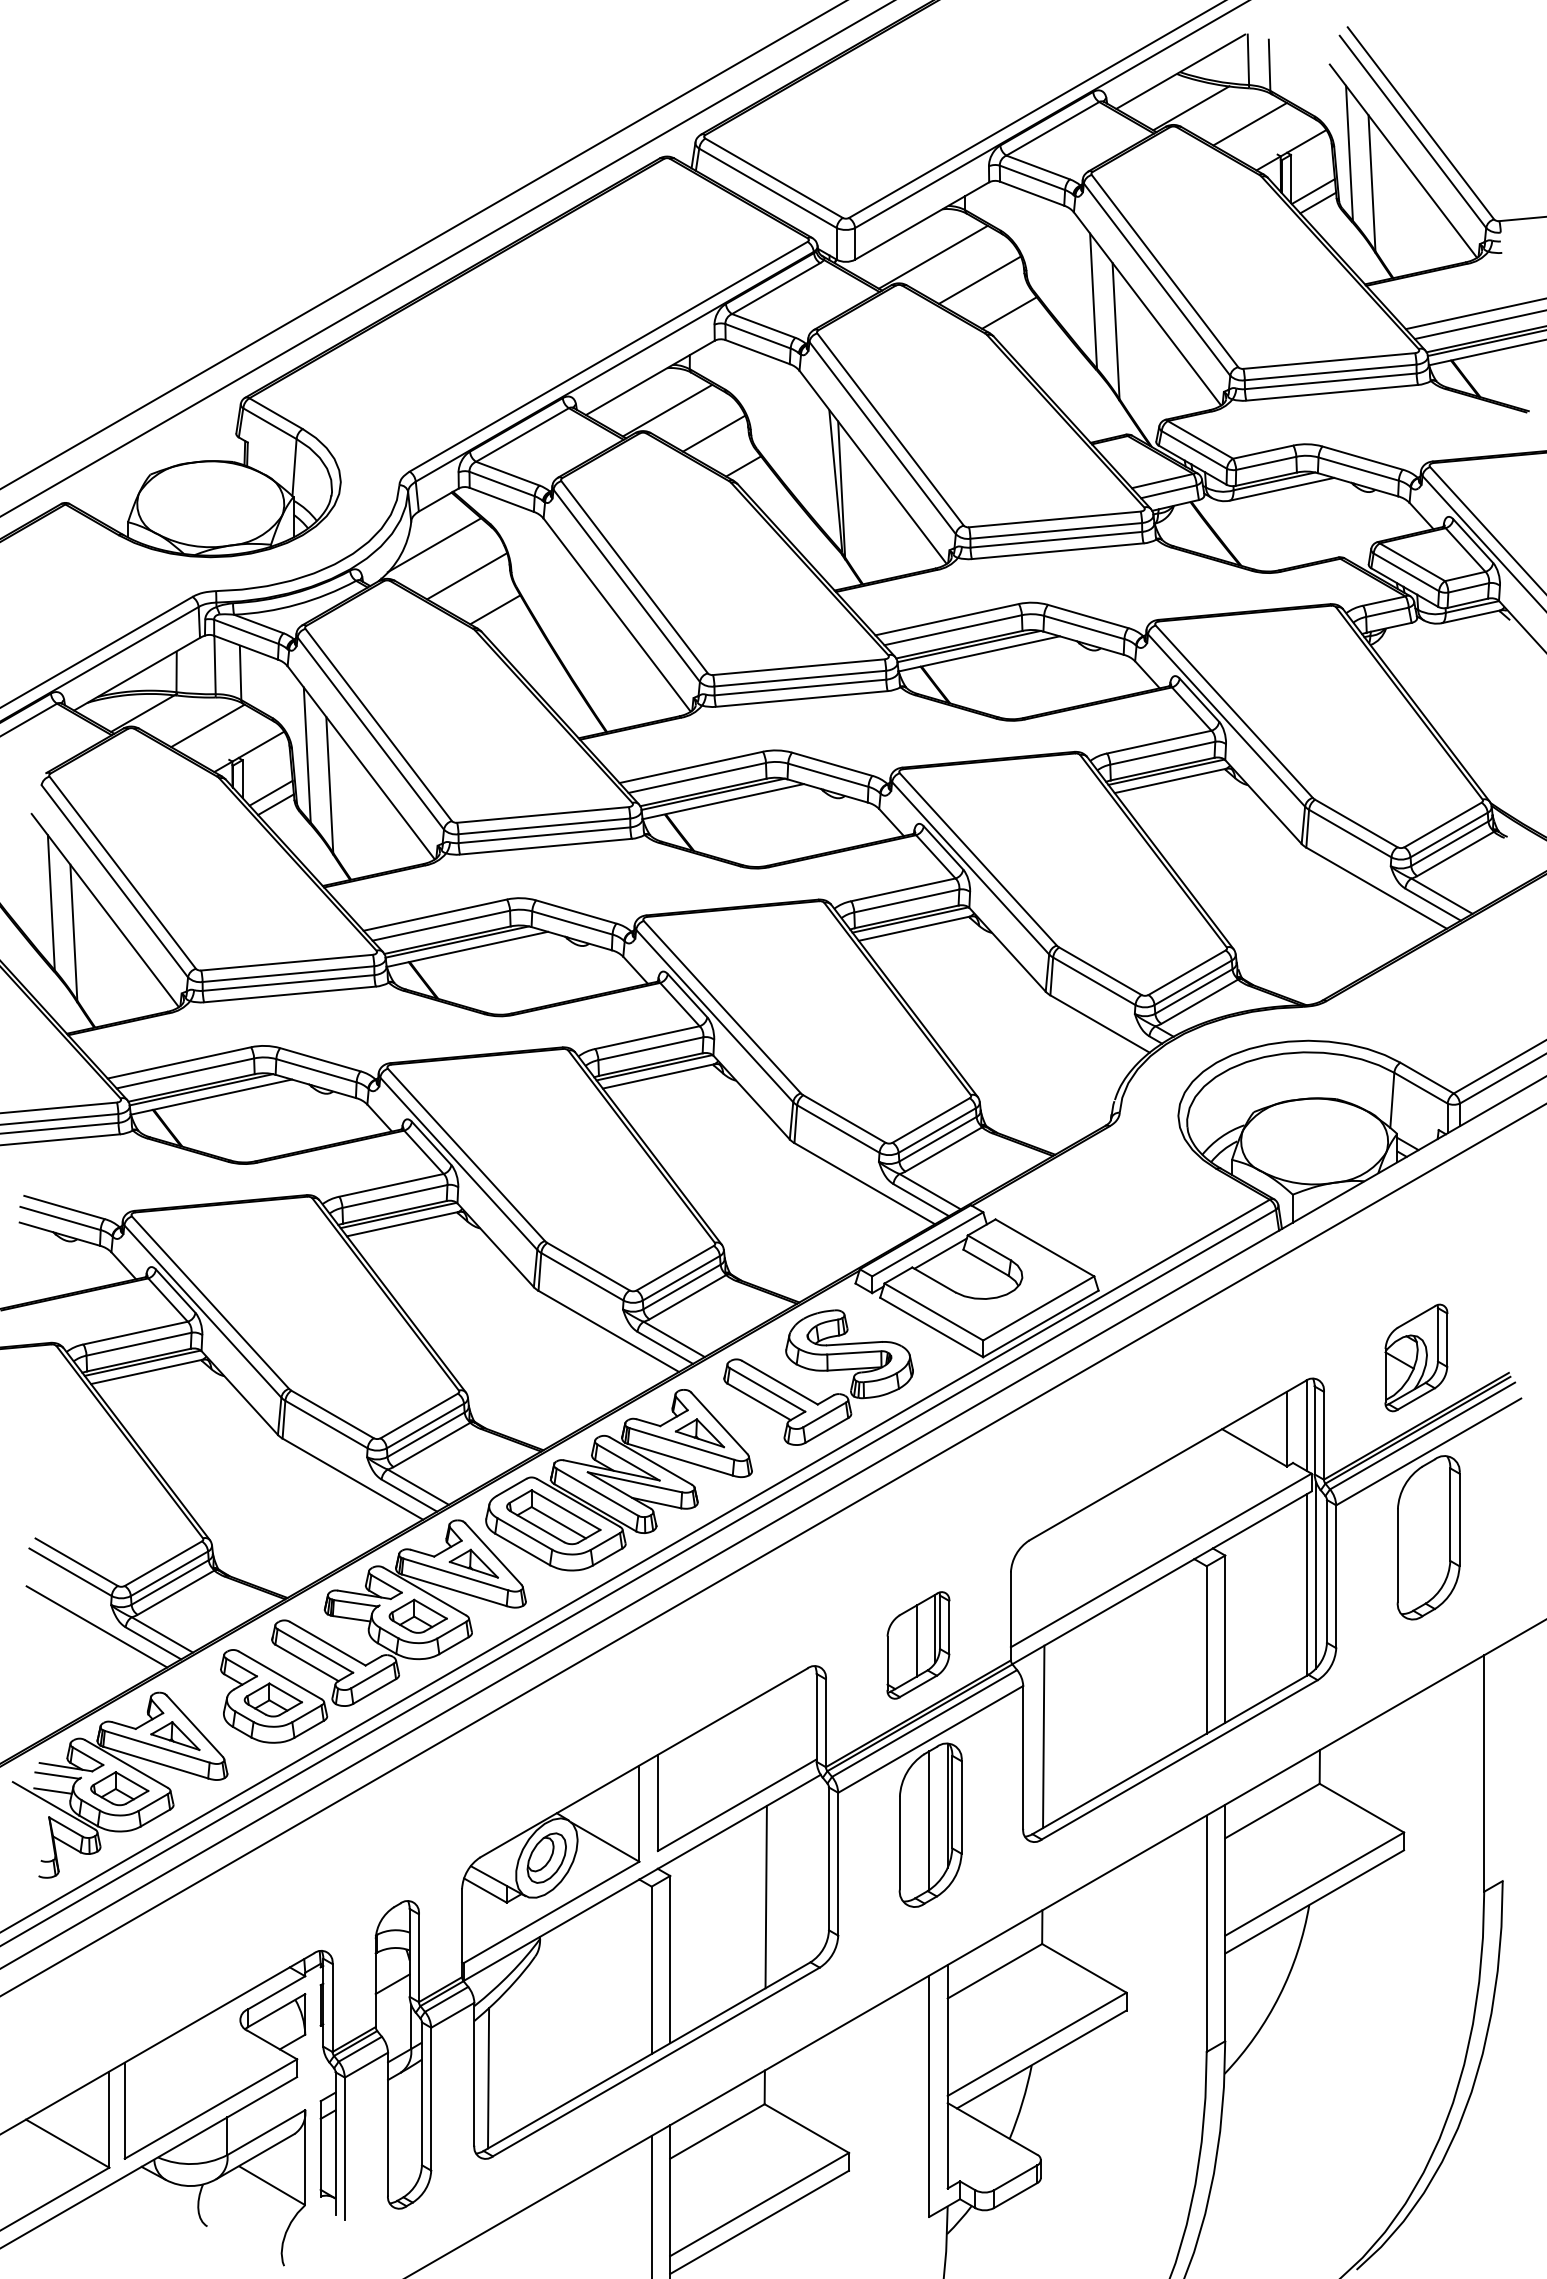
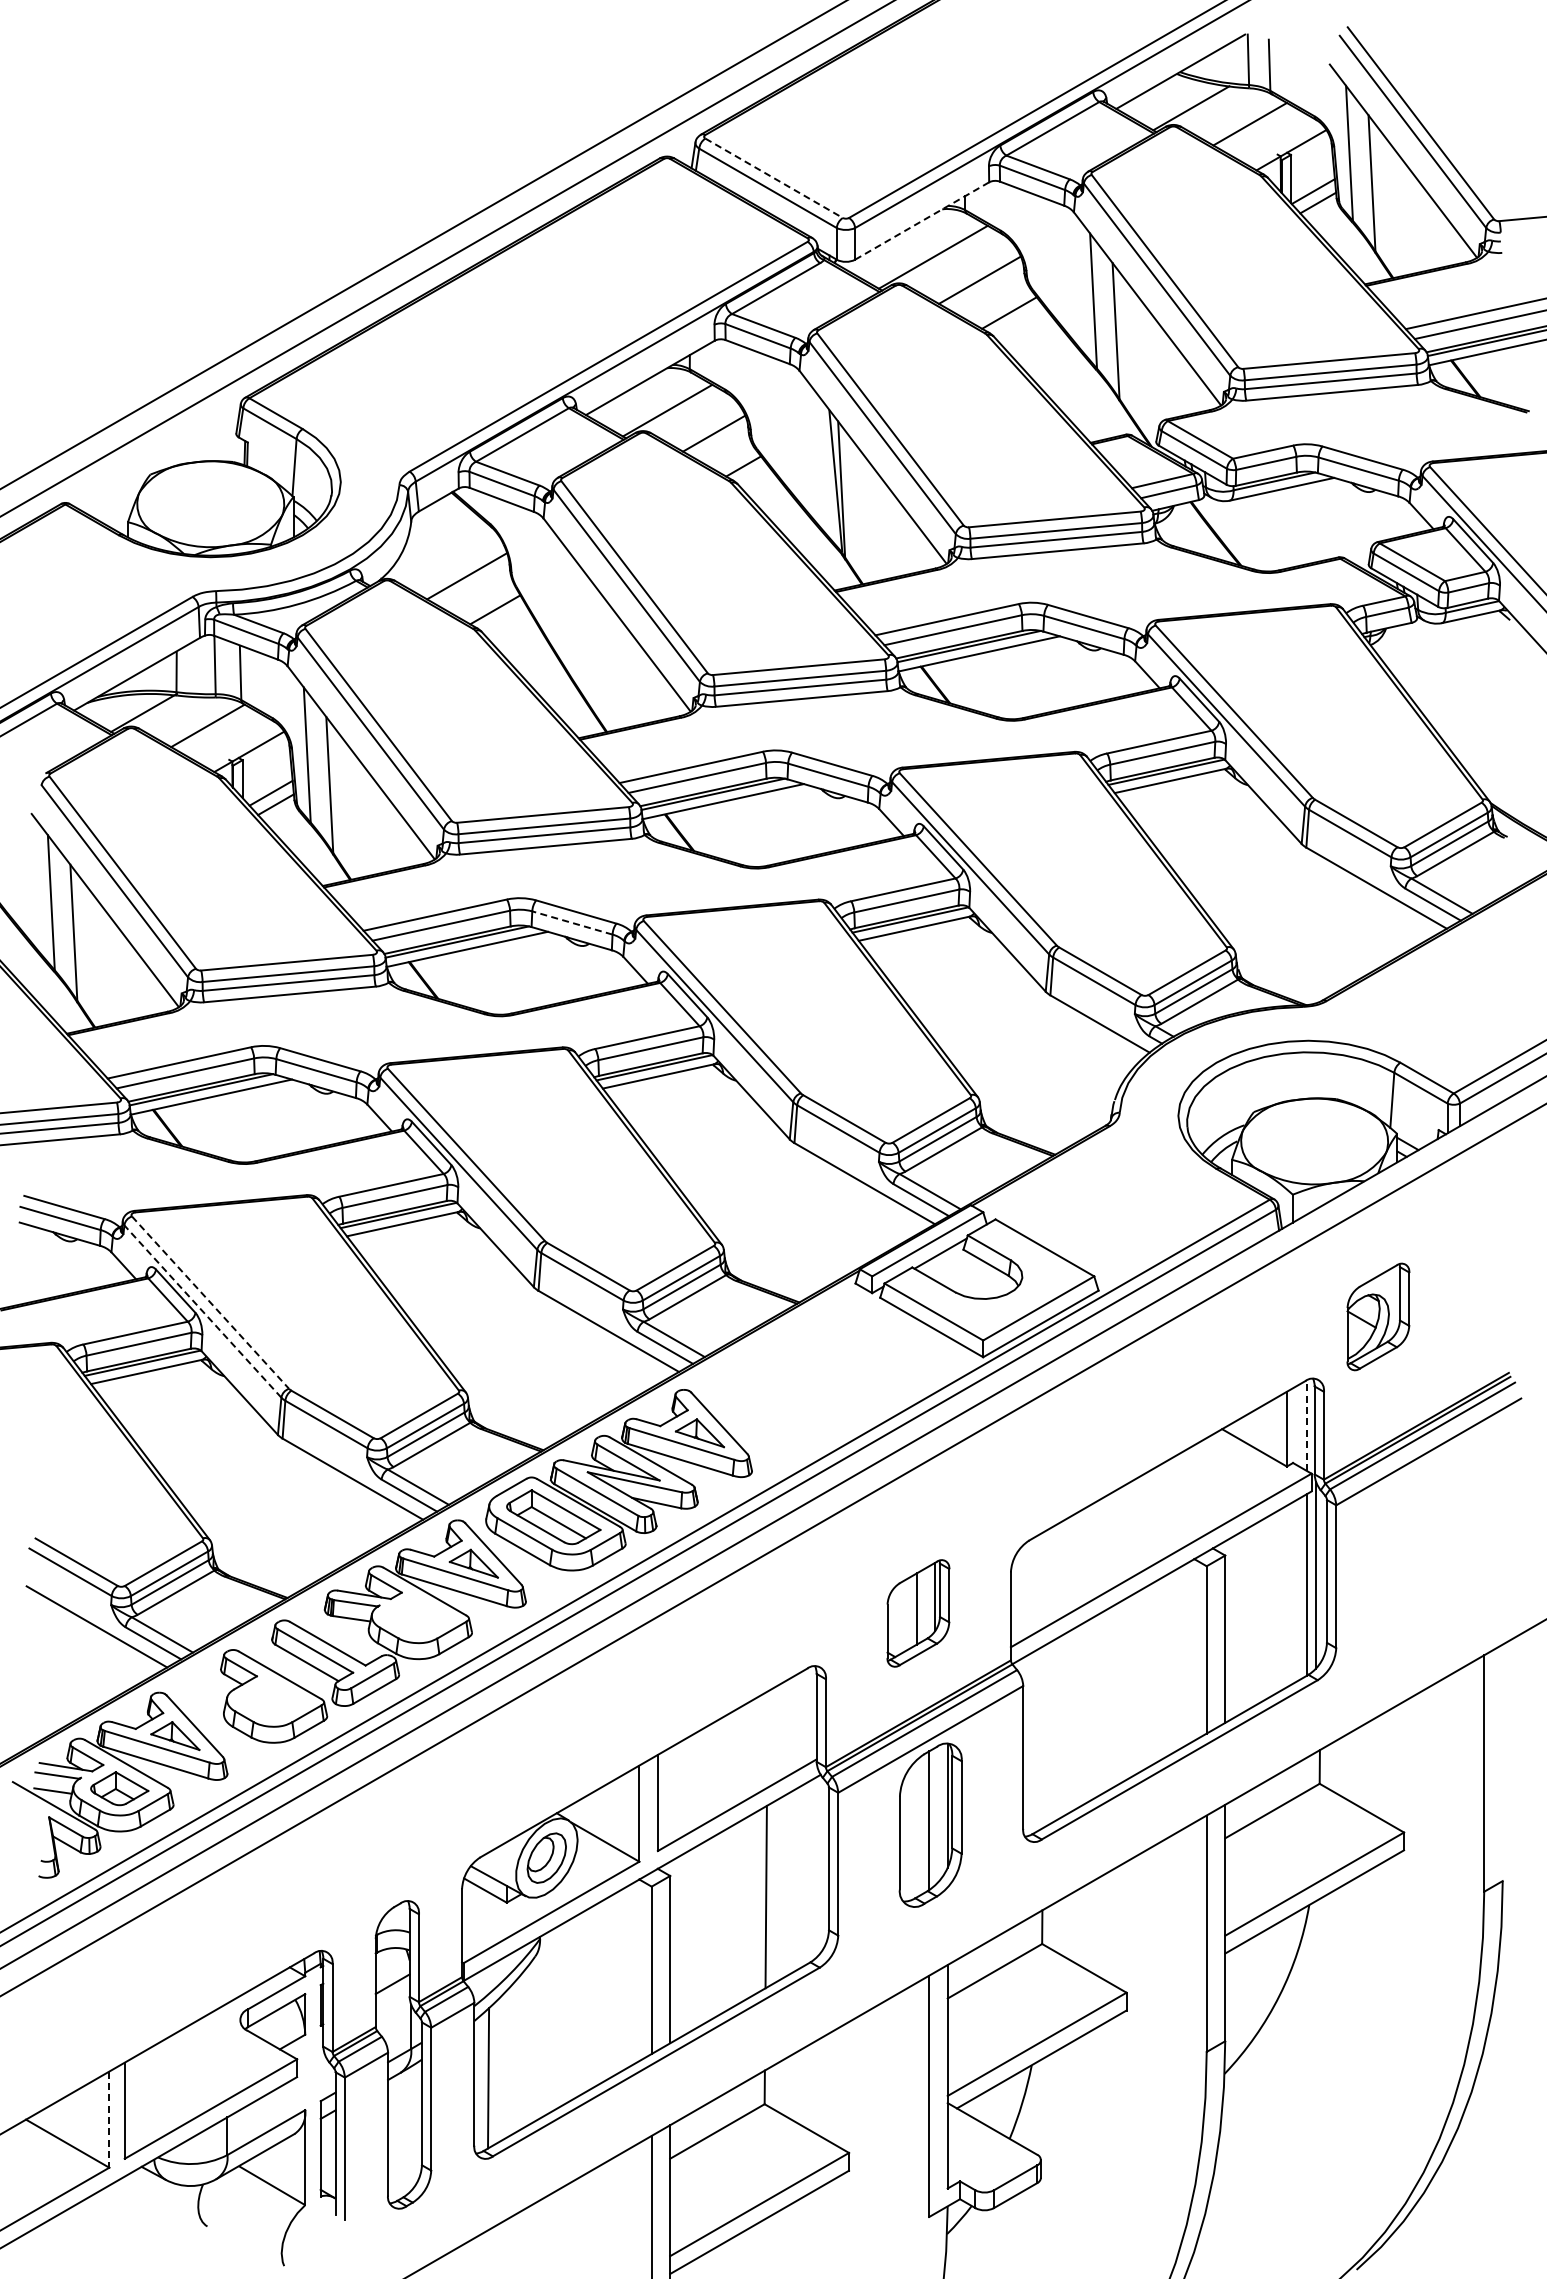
line: solid -> dashed (774, 178)
line: solid -> dashed (922, 220)
line: present -> none (434, 545)
line: solid -> dashed (572, 923)
line: solid -> dashed (210, 1302)
line: solid -> dashed (202, 1311)
part position: (1416, 1357) -> (1378, 1316) (1378, 1316)
part: present -> none (818, 1377)
line: solid -> dashed (1306, 1425)
part: present -> none (1428, 1537)
part: present -> none (417, 1615)
part position: (918, 1645) -> (918, 1613) (918, 1613)
part: present -> none (272, 1699)
line: present -> none (1043, 1736)
line: solid -> dashed (109, 2120)
